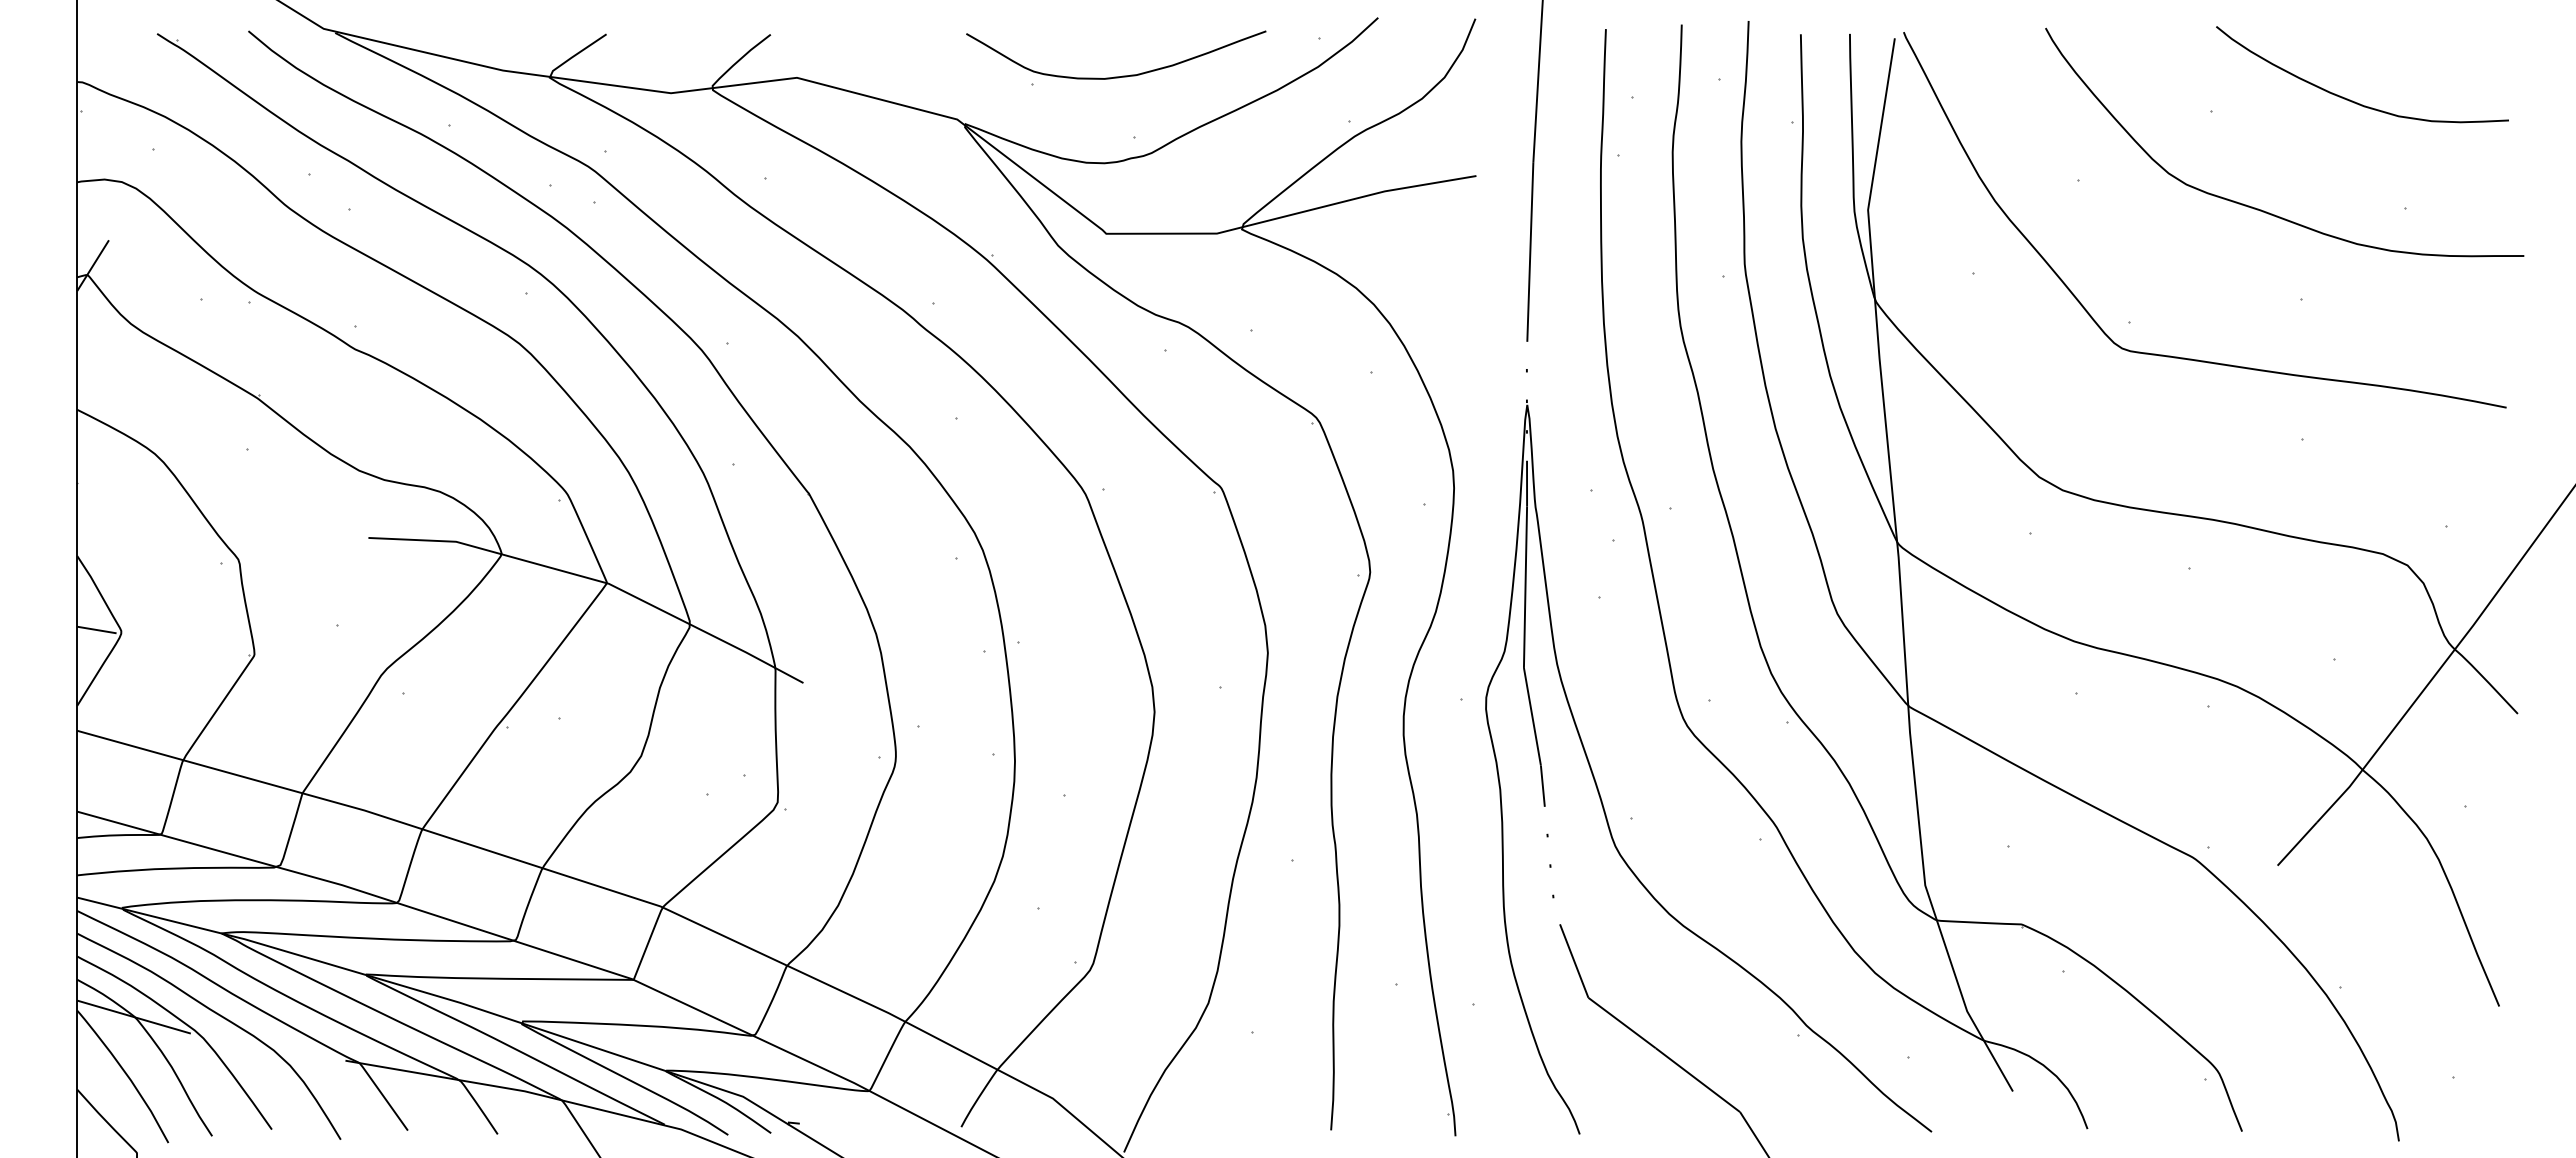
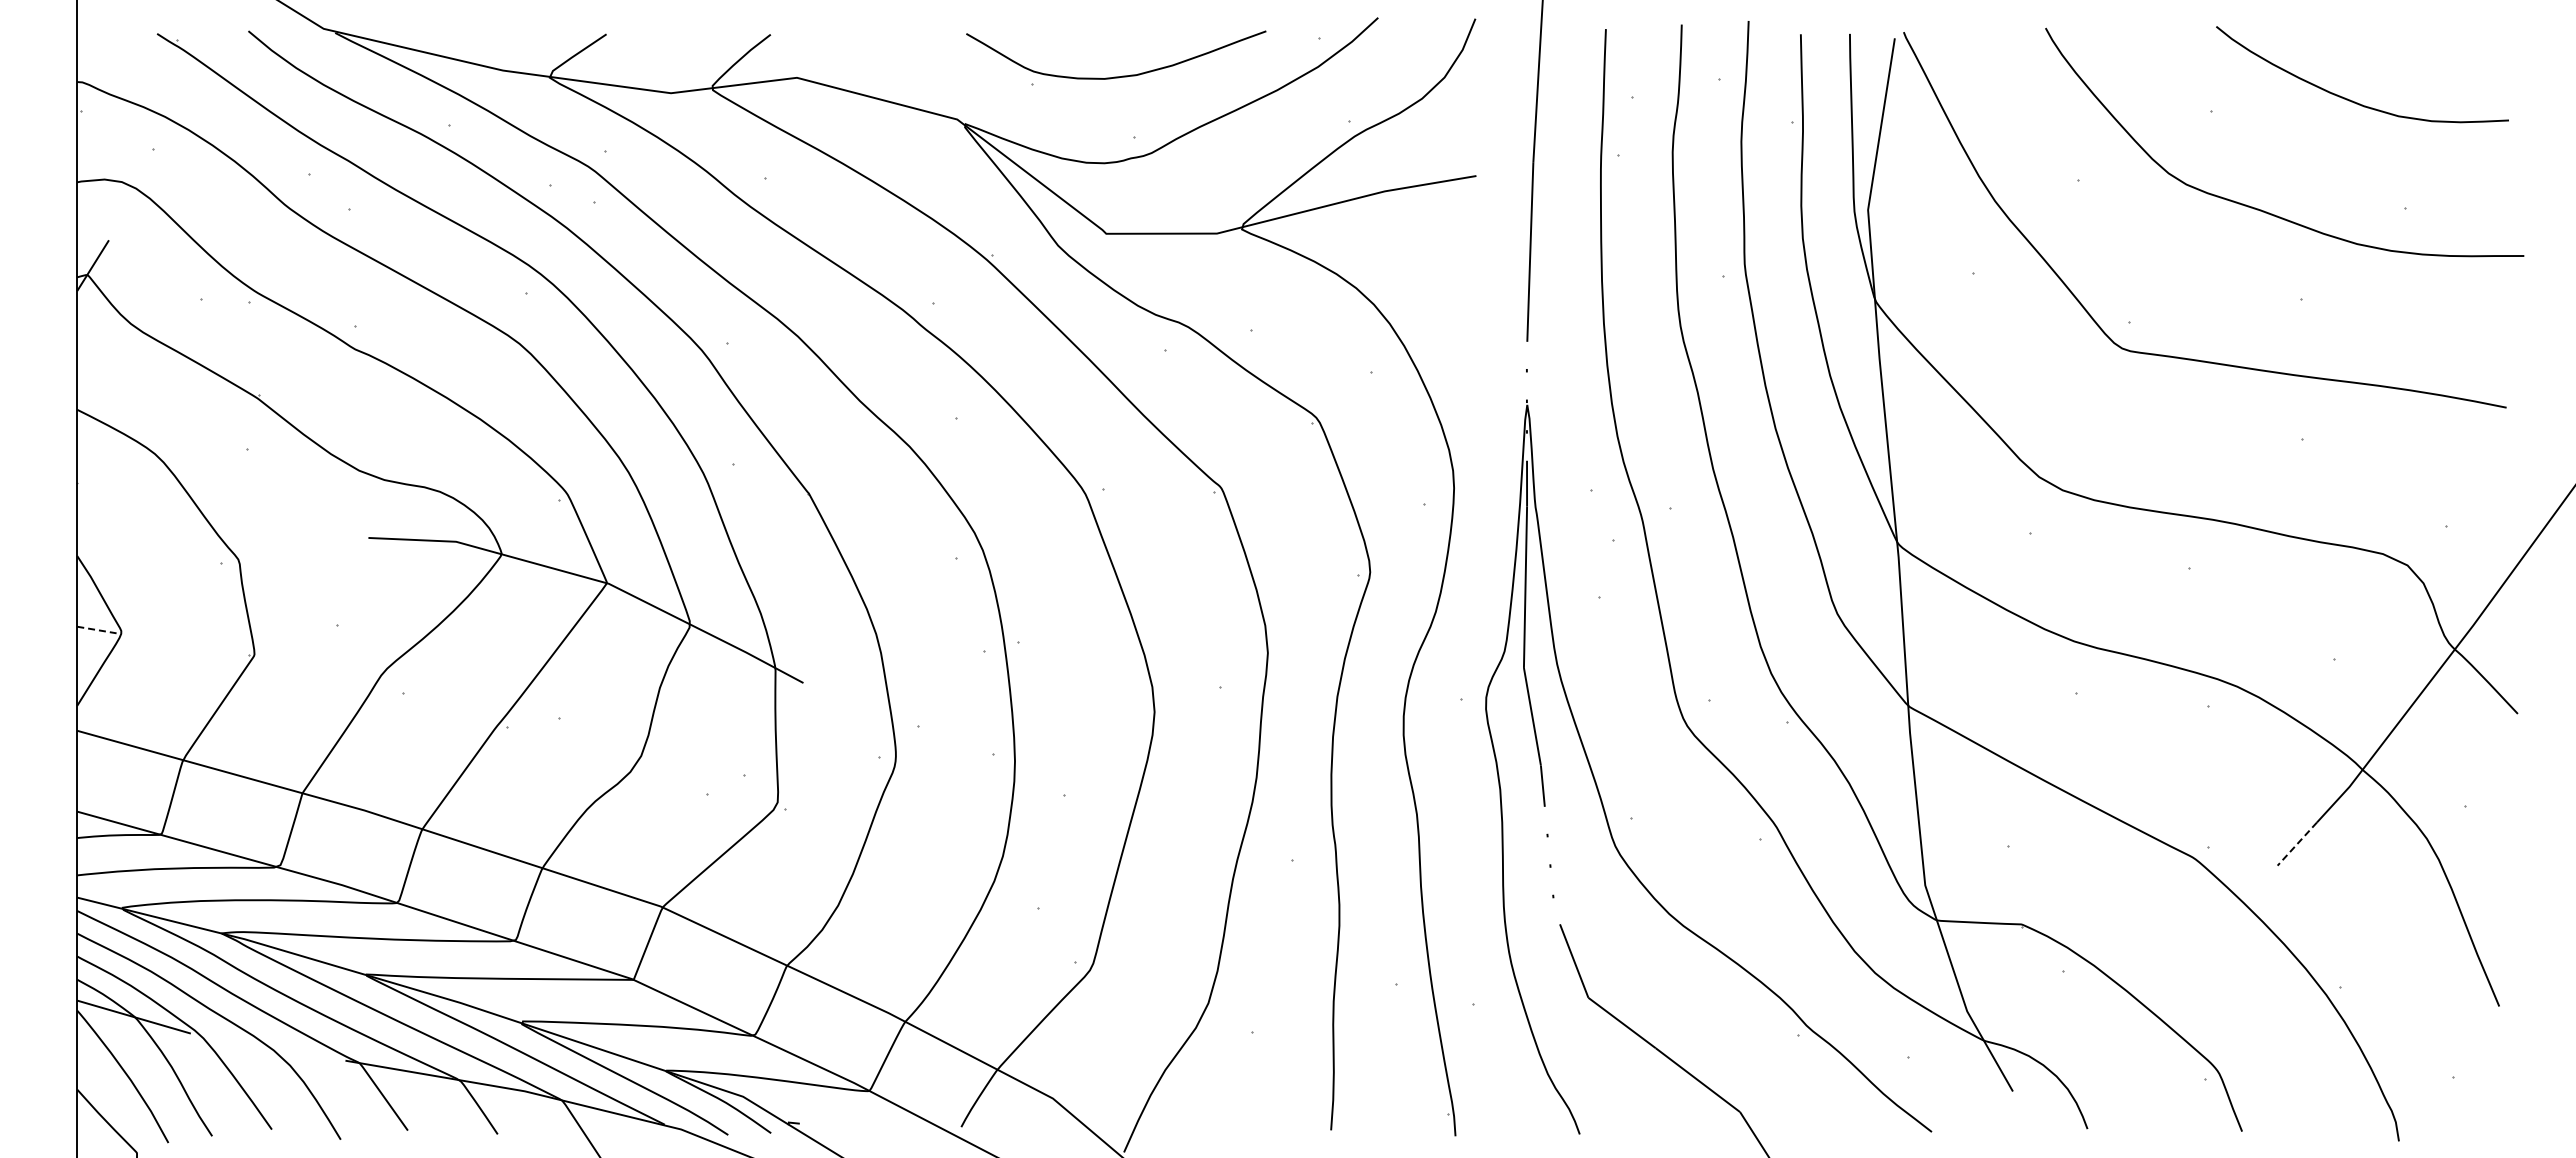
line: solid -> dashed (96, 630)
line: solid -> dashed (2296, 844)
